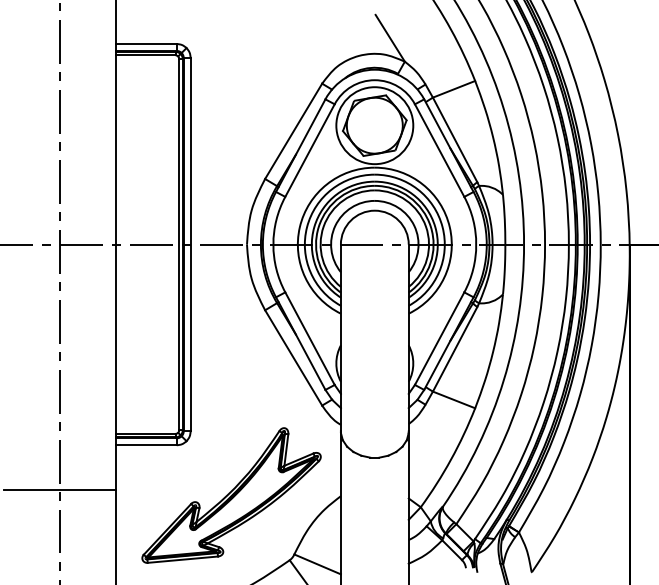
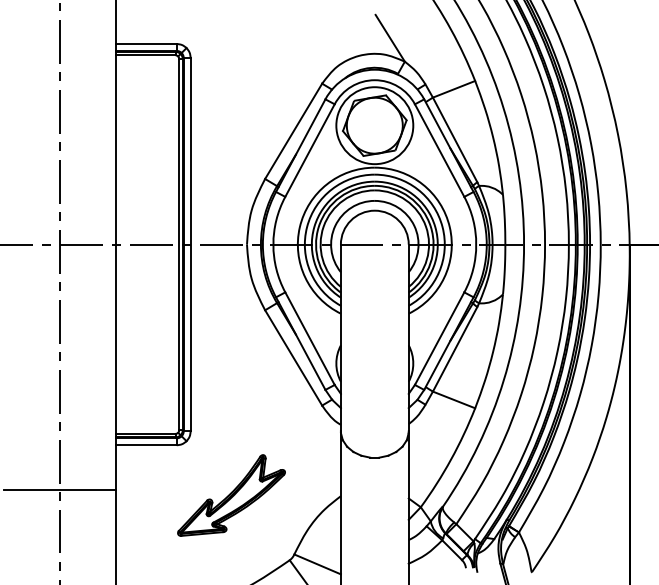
part size: 181x137 px -> 109x83 px (231, 495)
